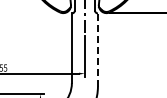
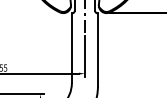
line: dashed -> solid (97, 50)
